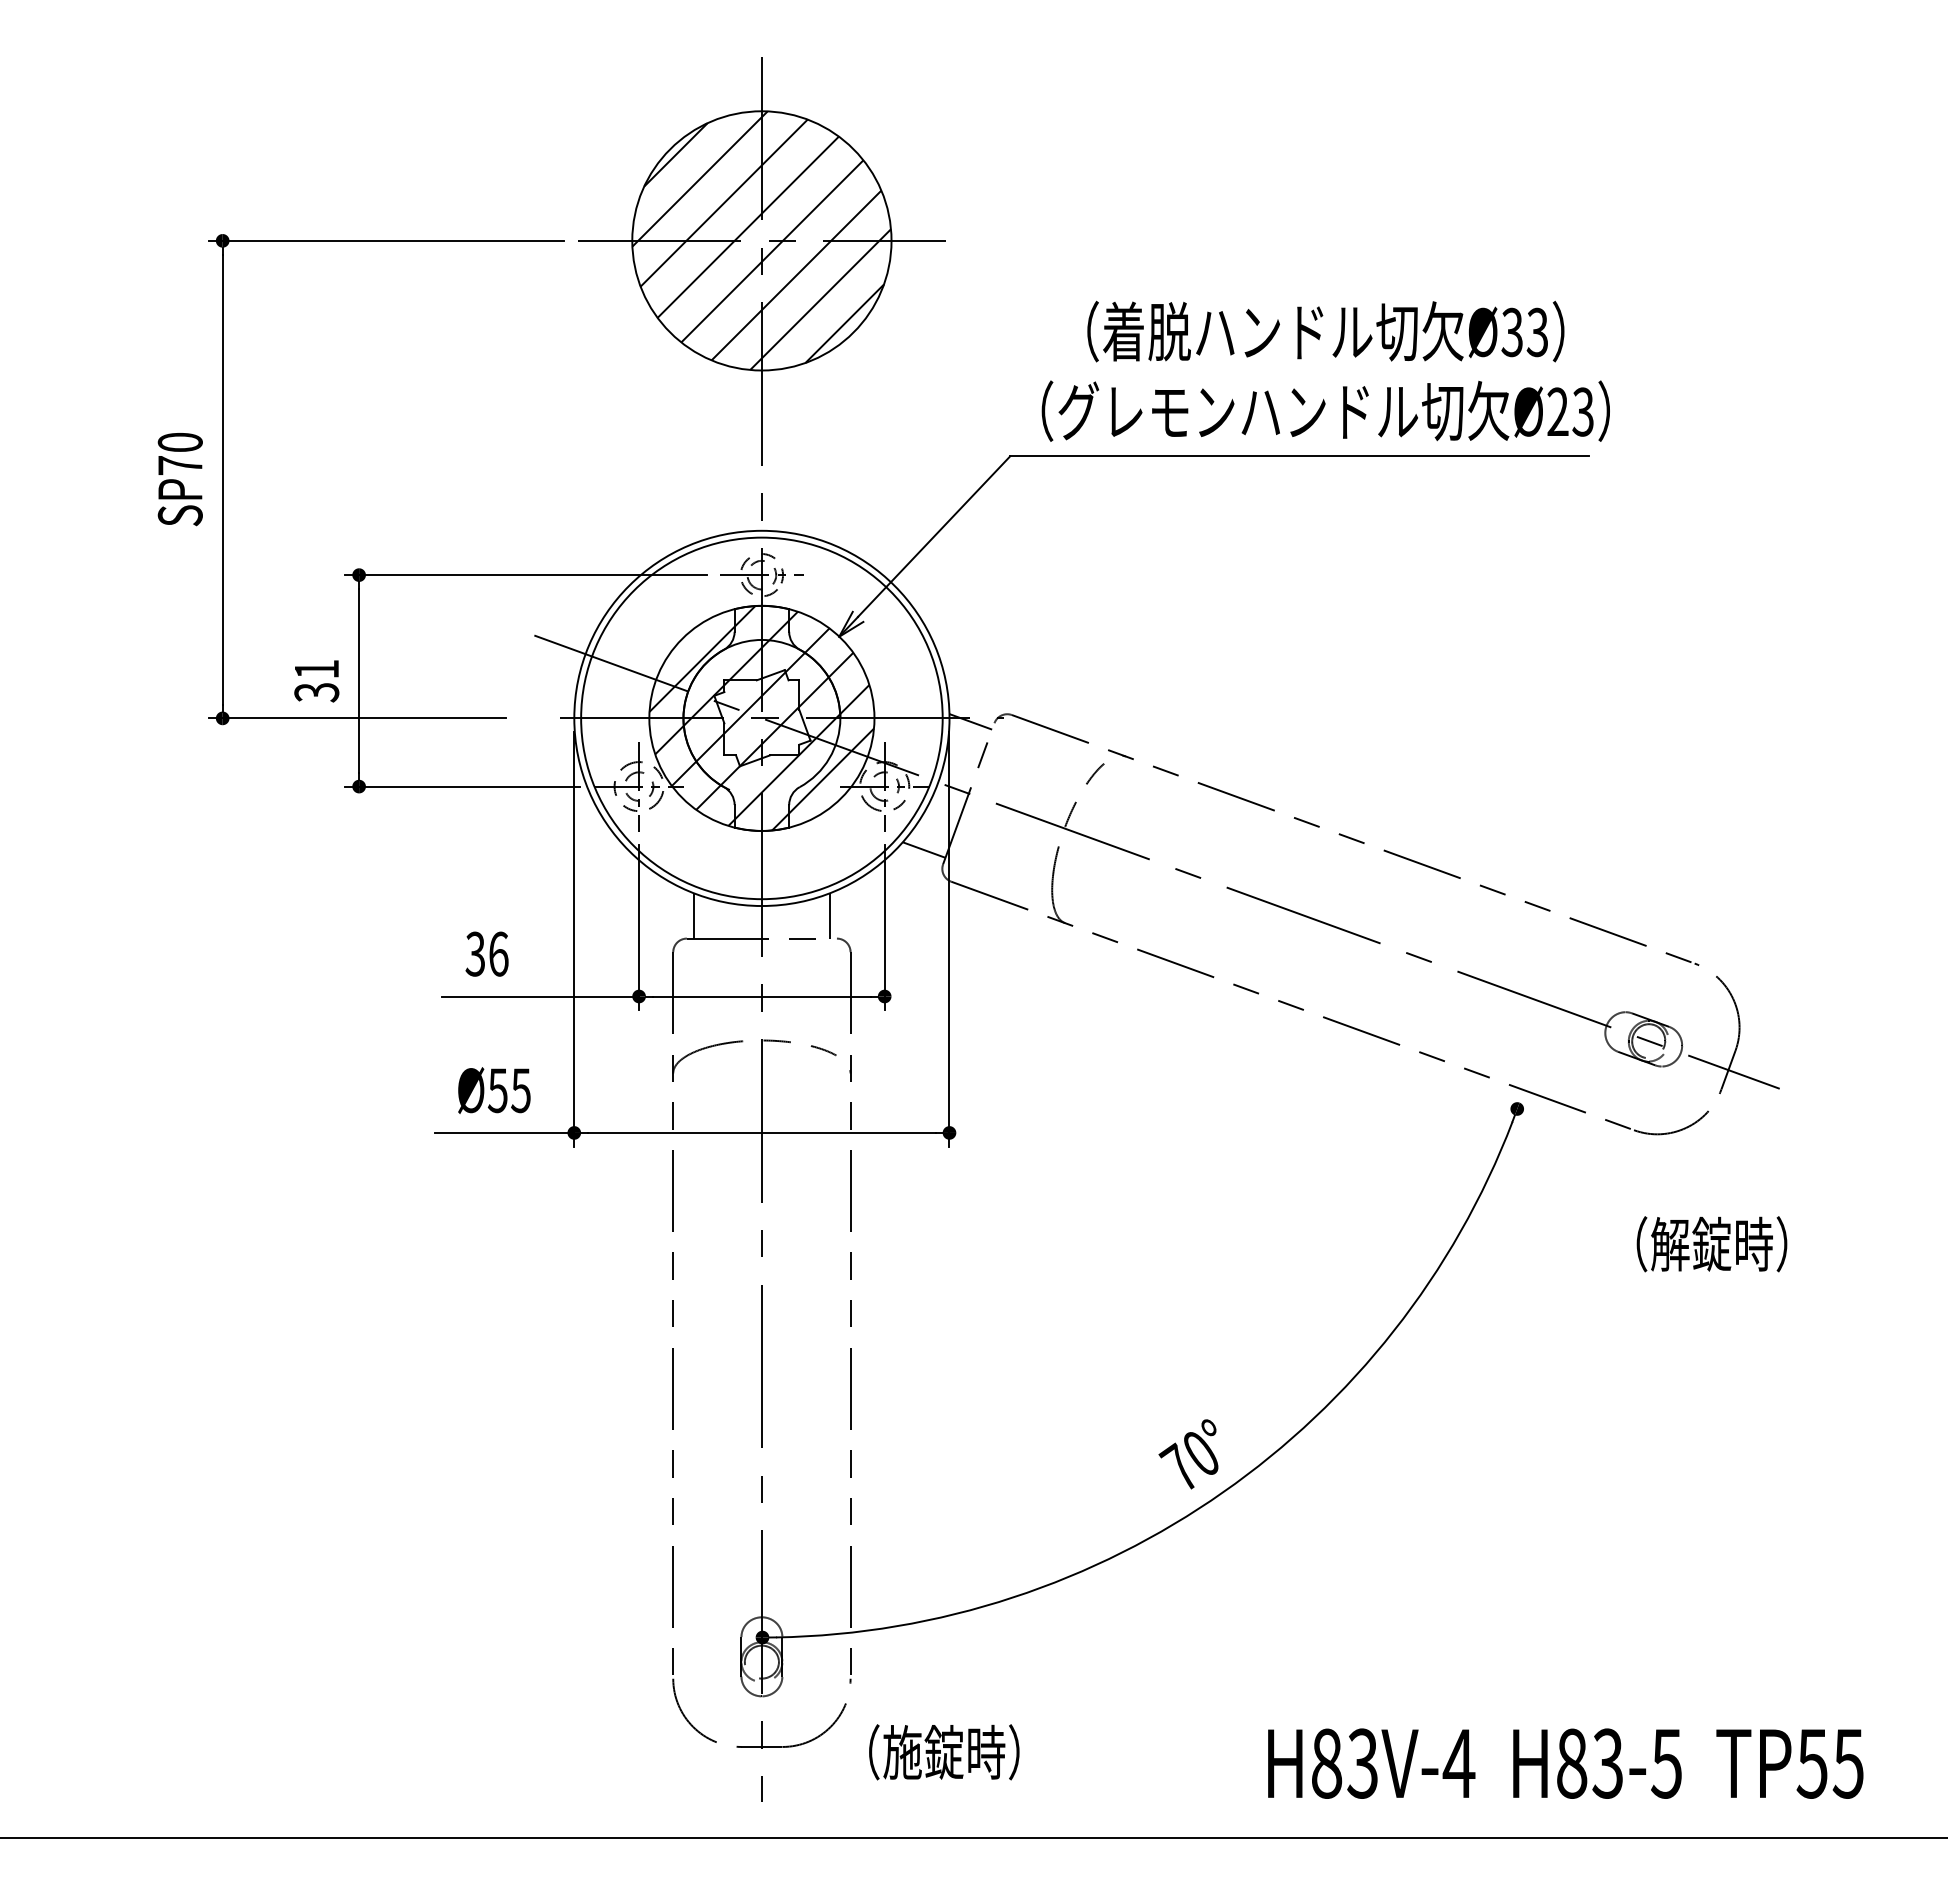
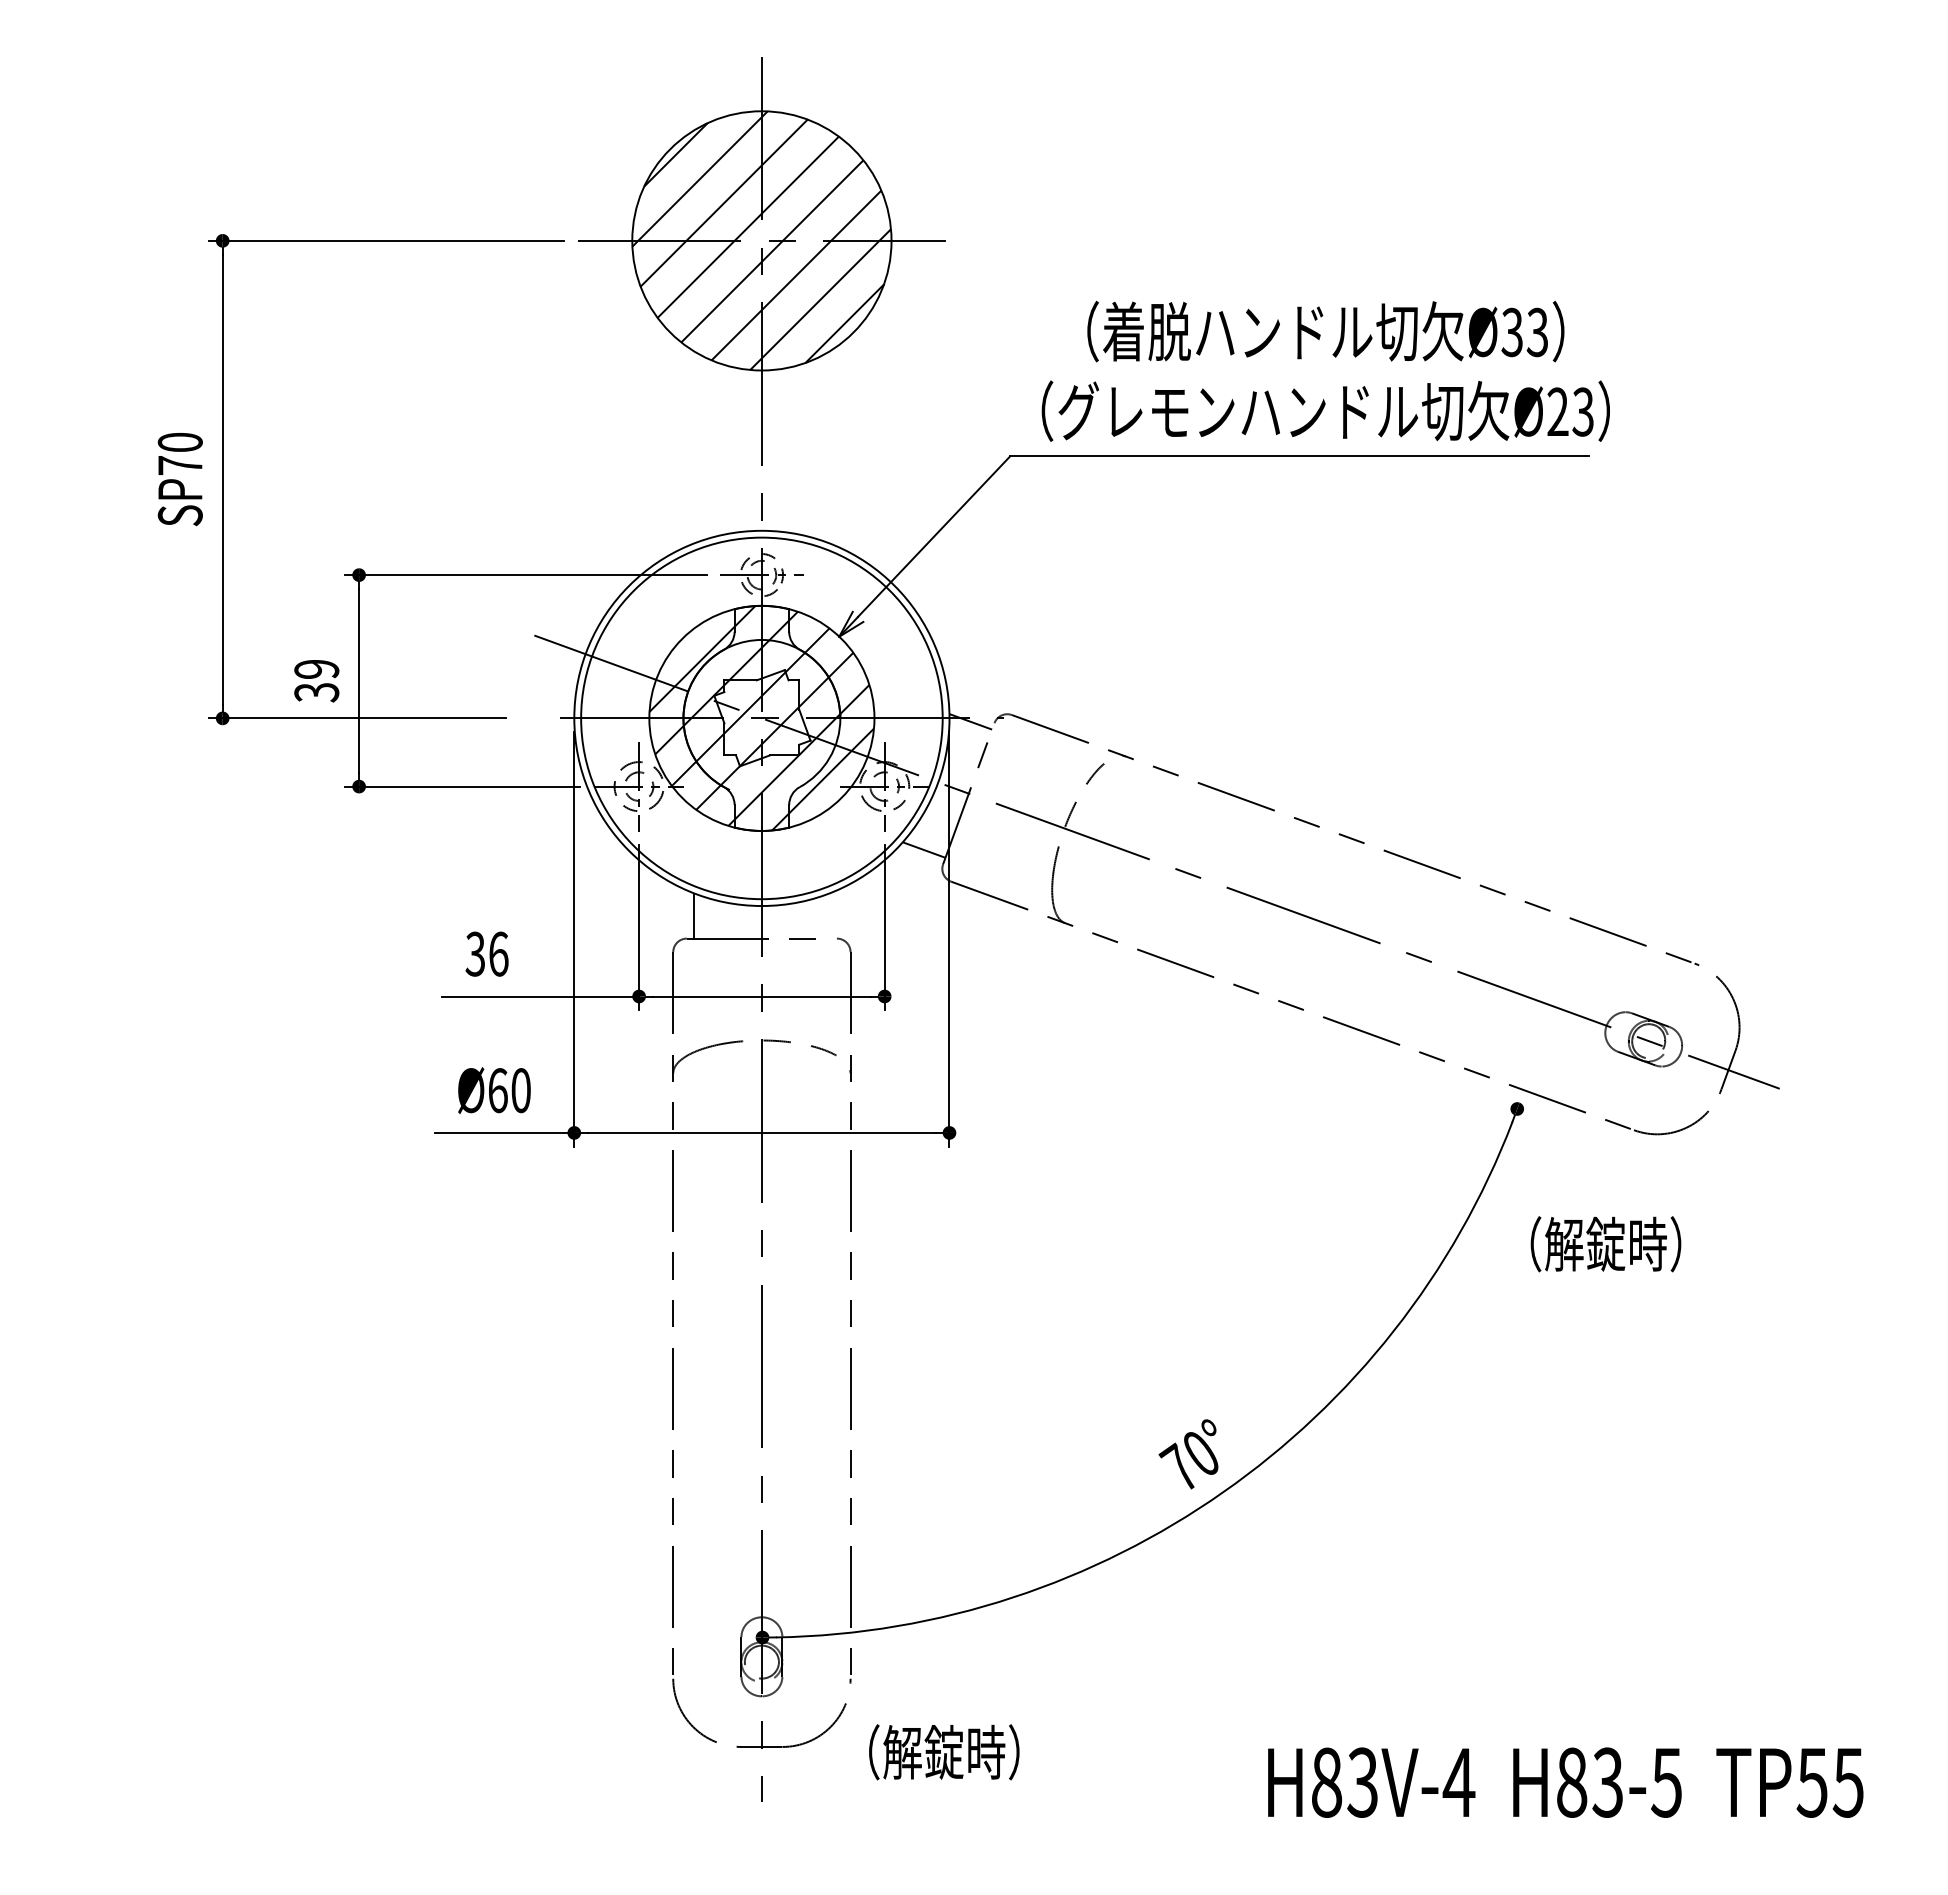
text: 31 -> 39 (316, 669)
line: present -> none (830, 915)
text: Ø55 -> Ø60 (508, 1090)
text position: (1711, 1244) -> (1605, 1244) (1605, 1244)
text: （施錠時） -> （解錠時） (902, 1752)
text position: (1565, 1763) -> (1565, 1782) (1565, 1782)
line: present -> none (973, 1838)
